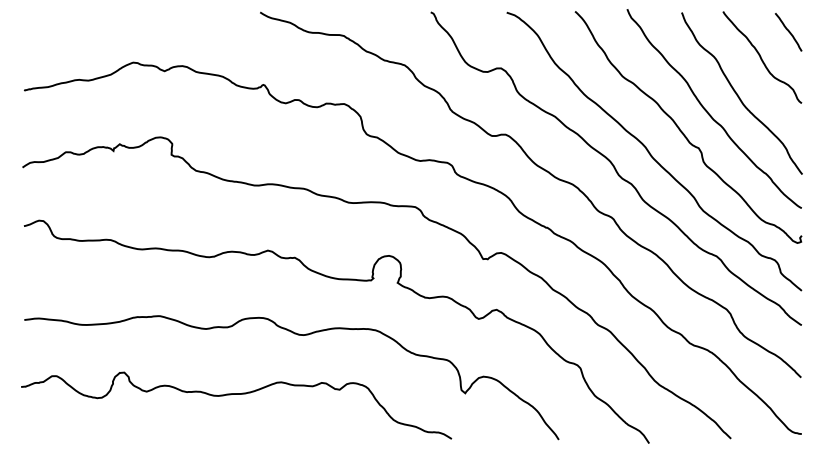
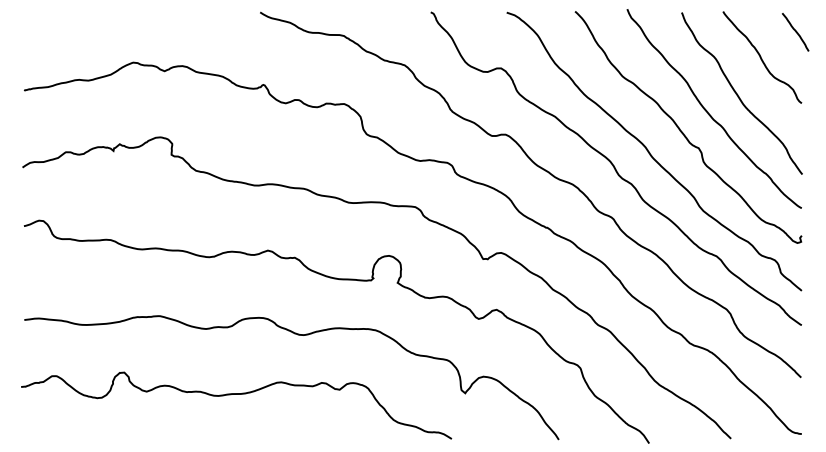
curve position: (788, 32) -> (795, 32) (795, 32)
